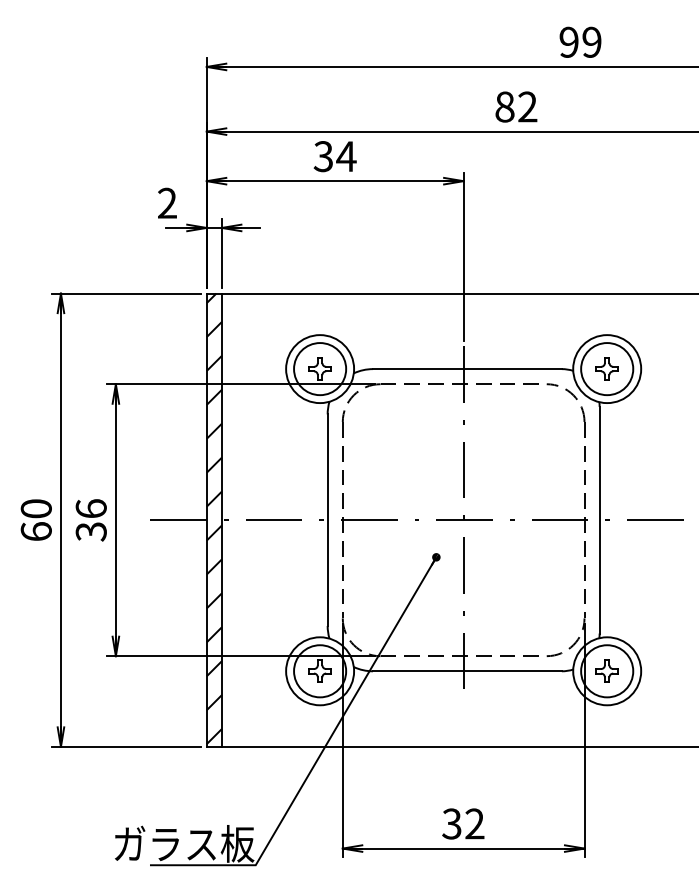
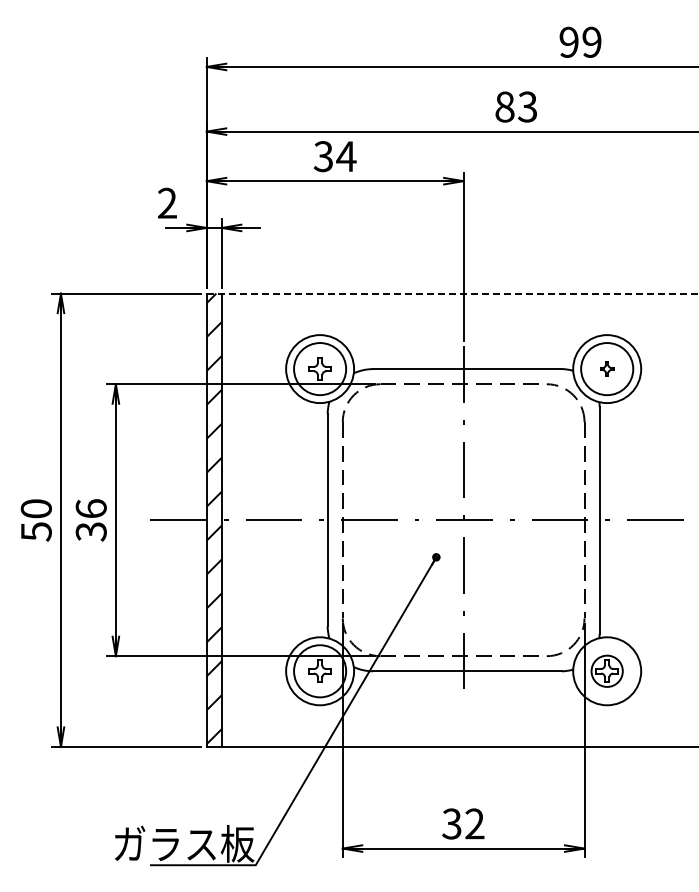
text: 82 -> 83 (527, 107)
line: solid -> dashed (452, 293)
part size: 24x24 px -> 15x16 px (607, 368)
text: 60 -> 50 (35, 531)
circle diameter: 52 px -> 31 px (606, 670)
